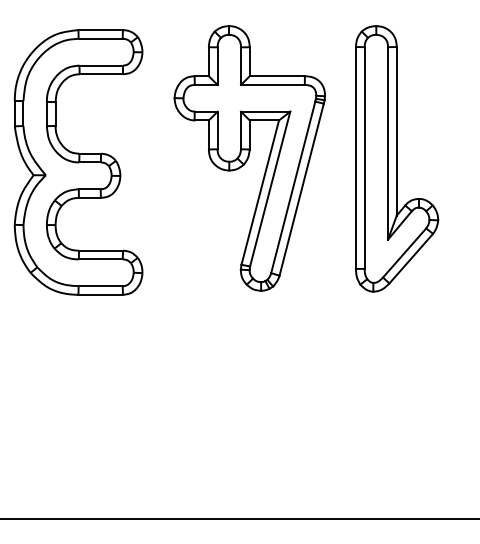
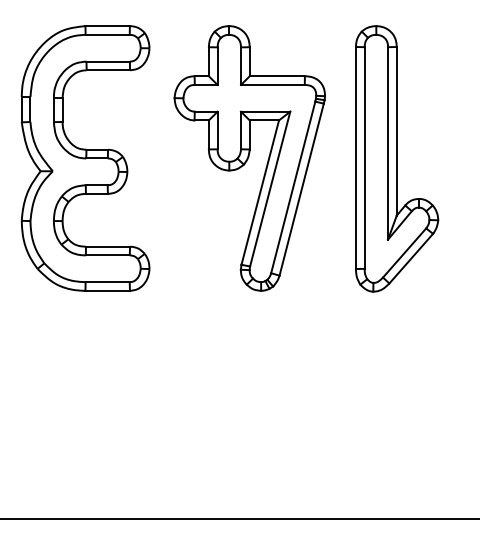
part position: (78, 162) -> (85, 158) (85, 158)
